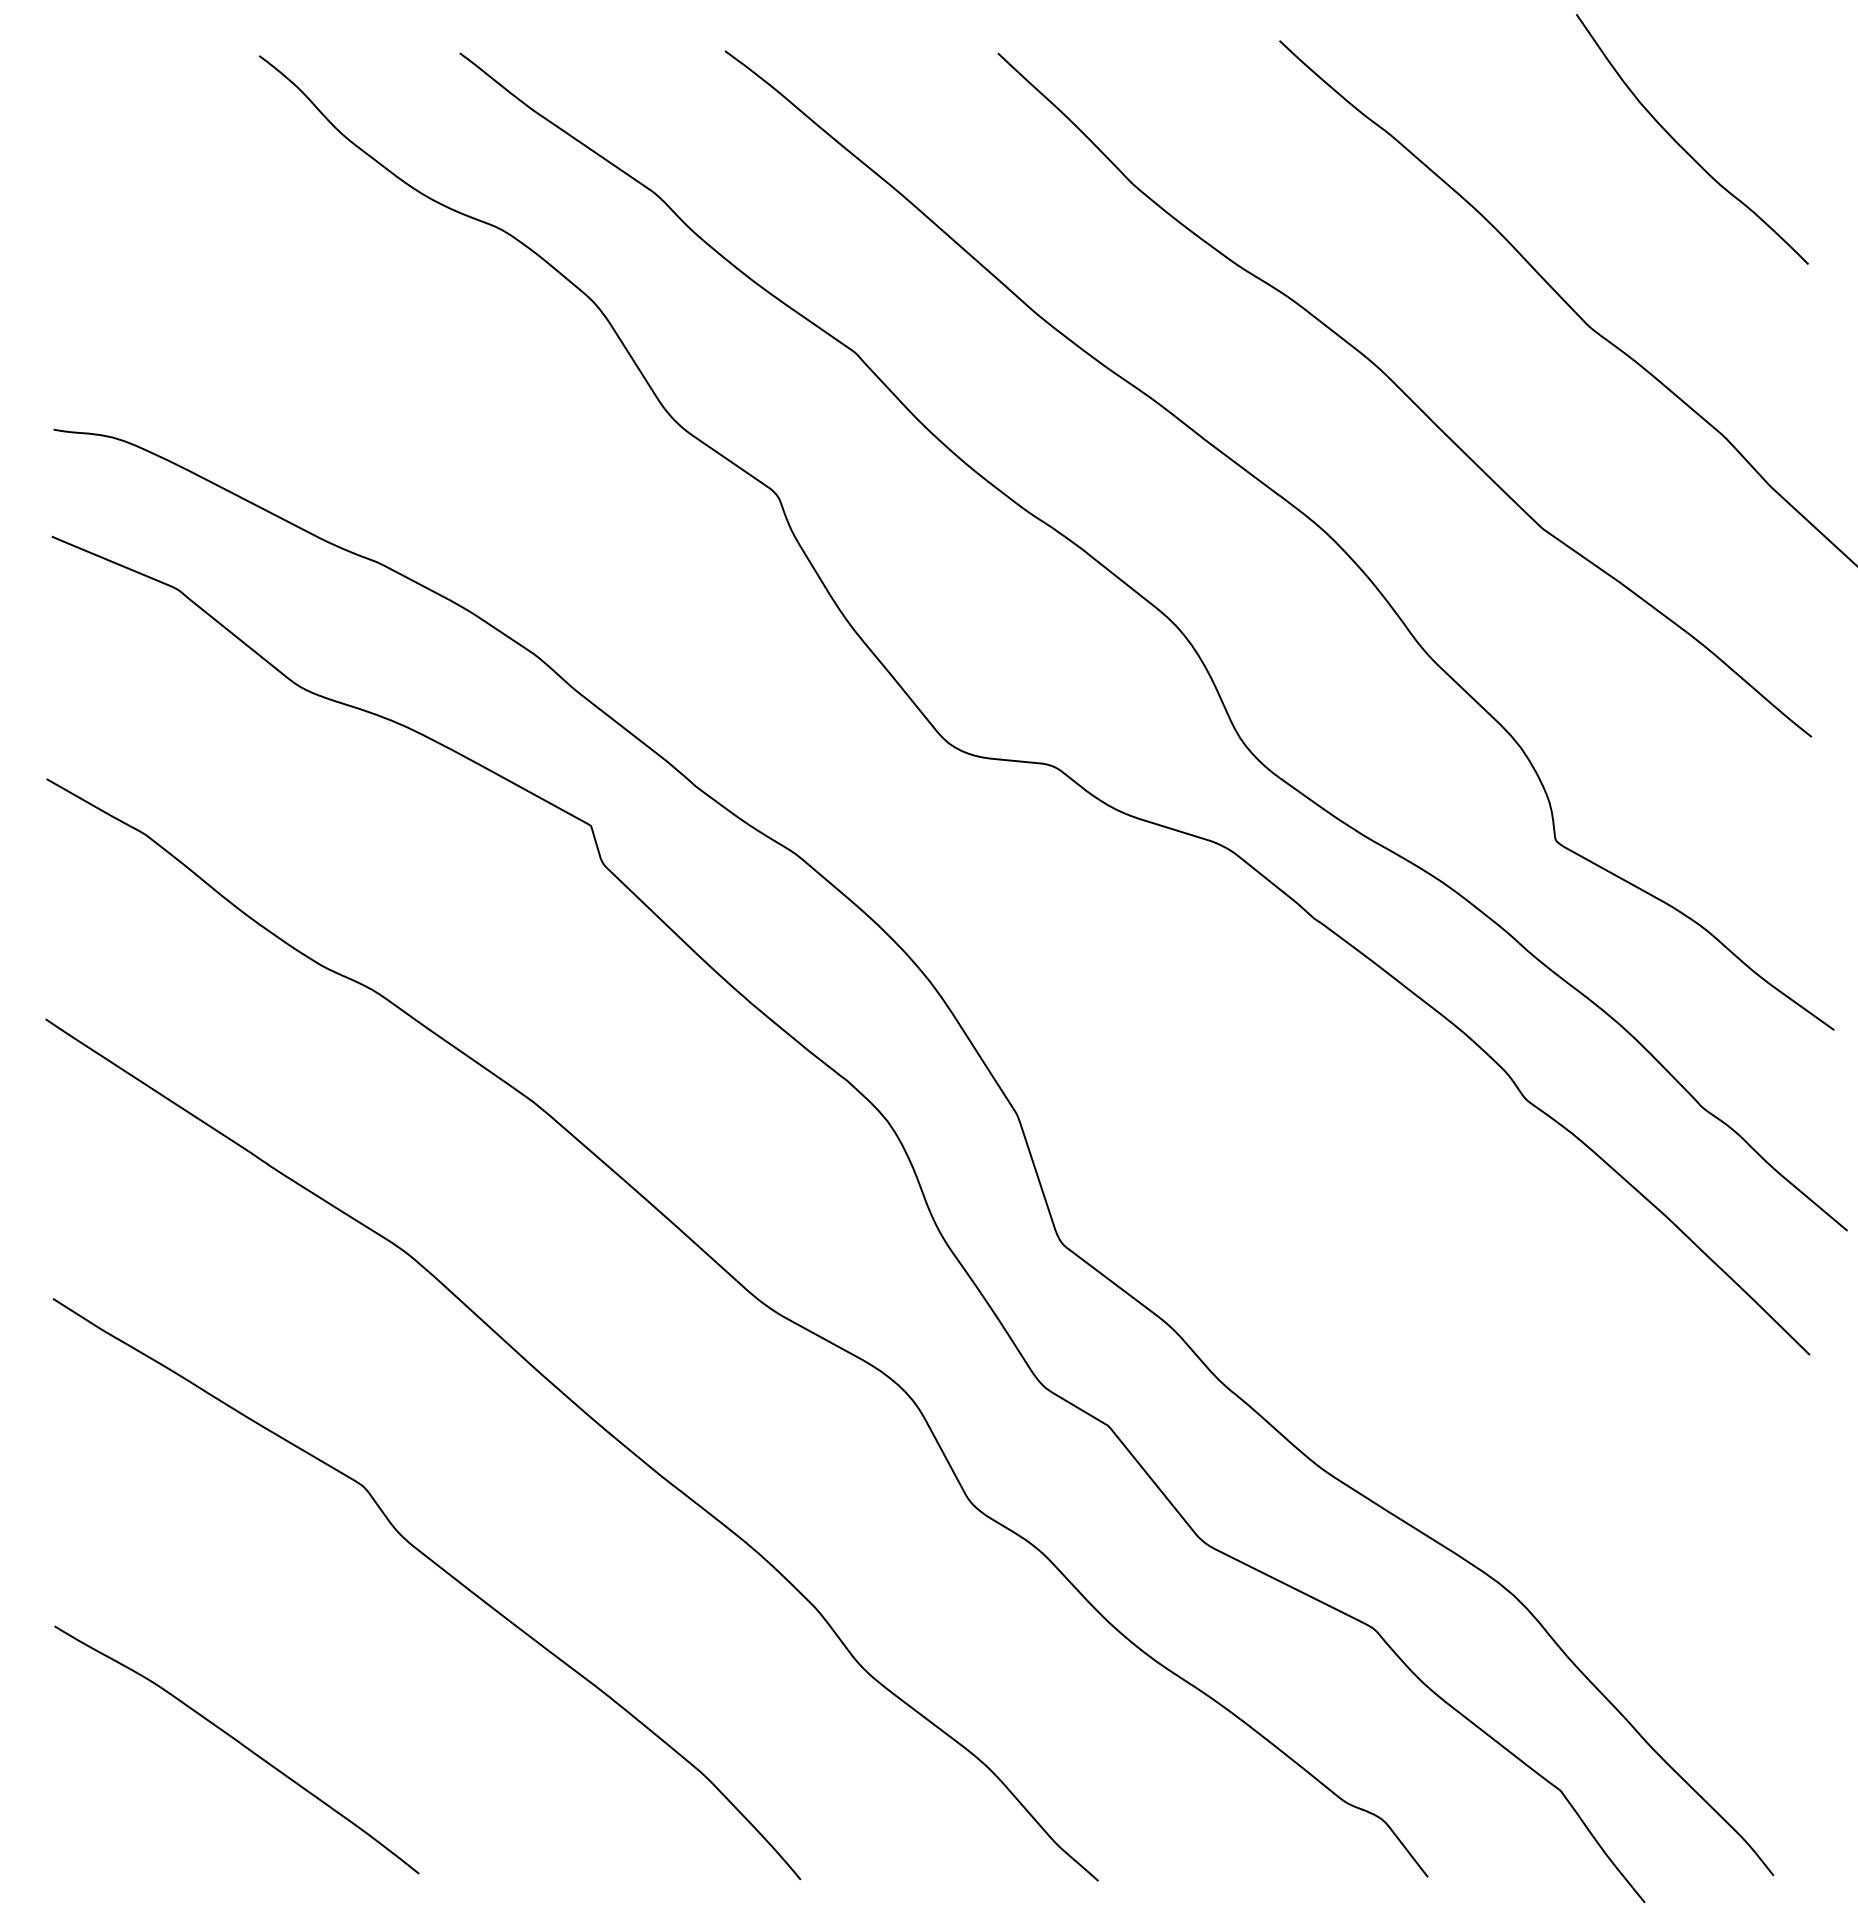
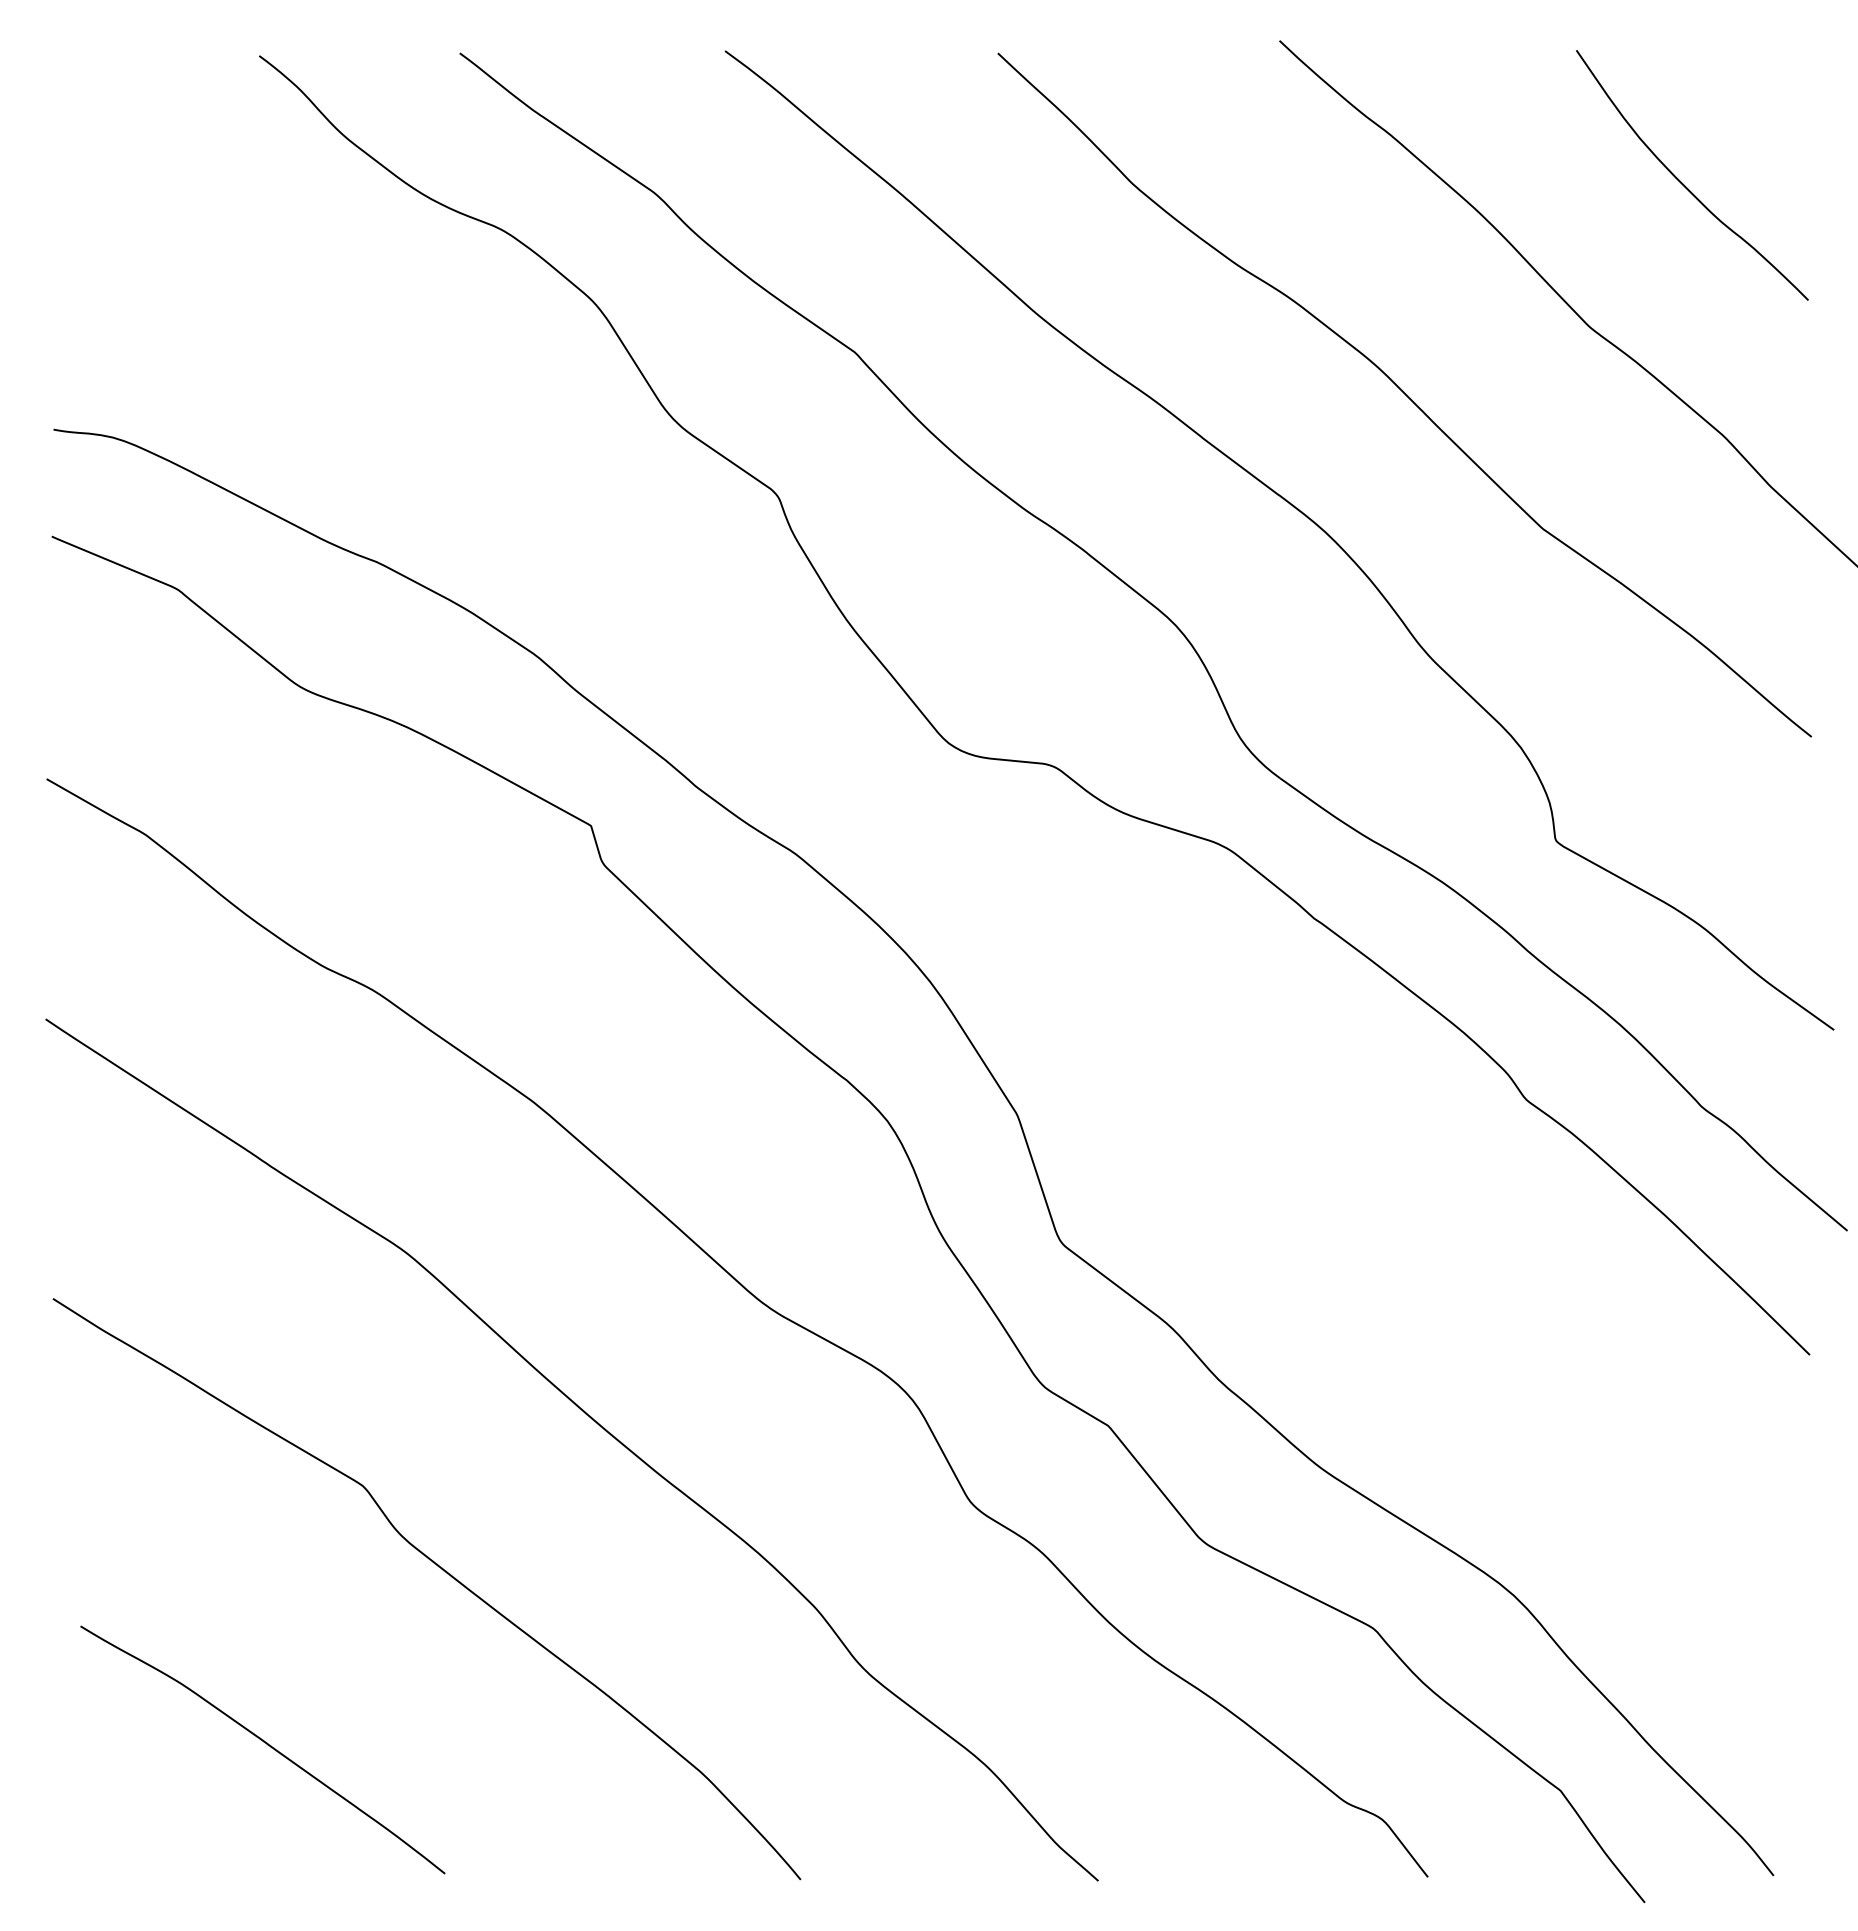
curve position: (1683, 147) -> (1683, 183) (1683, 183)
curve position: (240, 1744) -> (266, 1744) (266, 1744)
